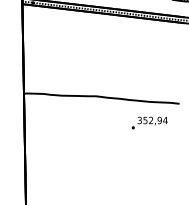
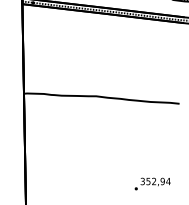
text position: (149, 122) -> (152, 183) (152, 183)
